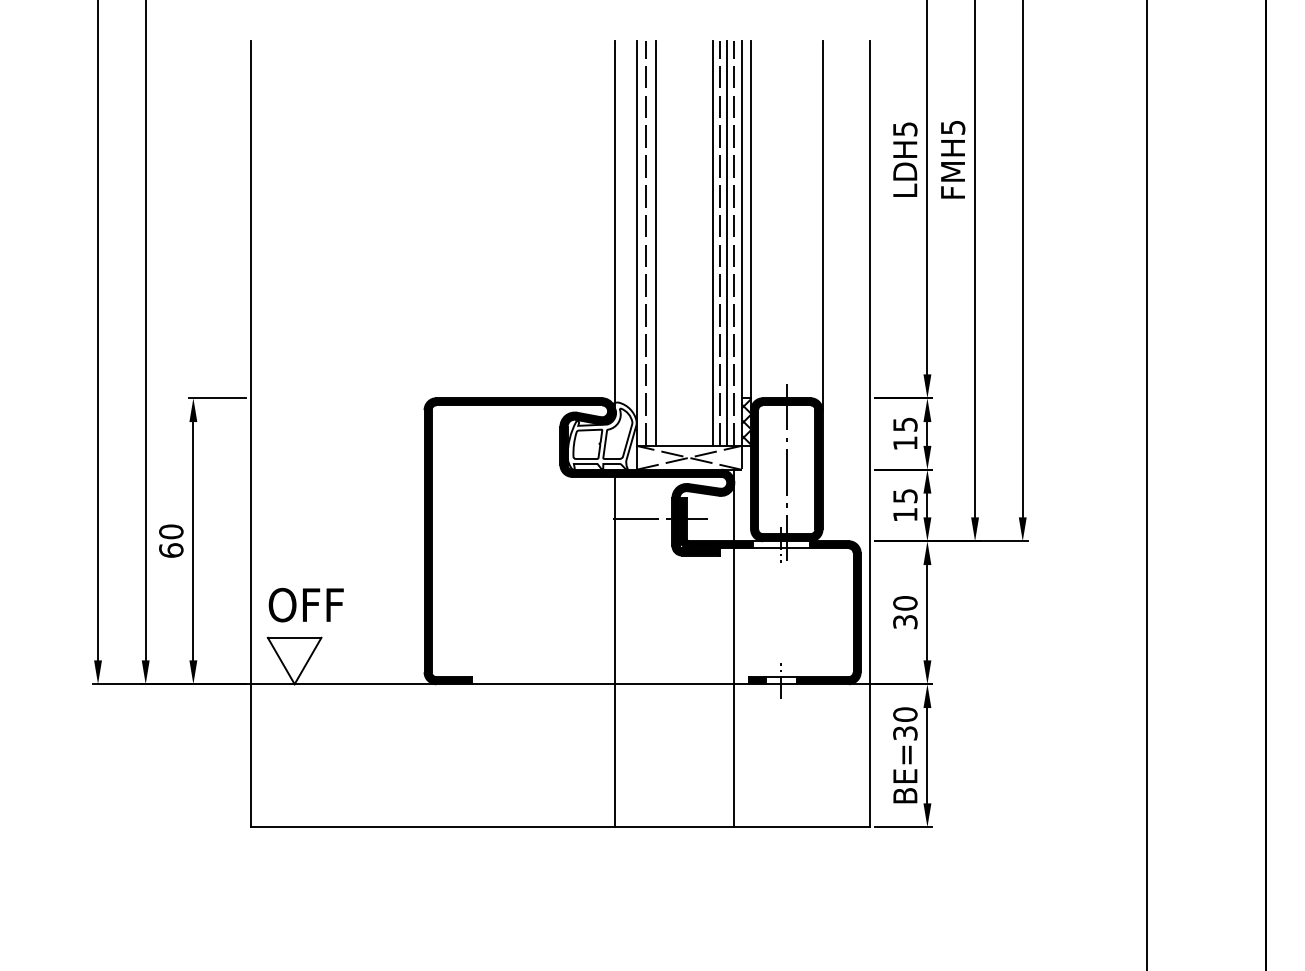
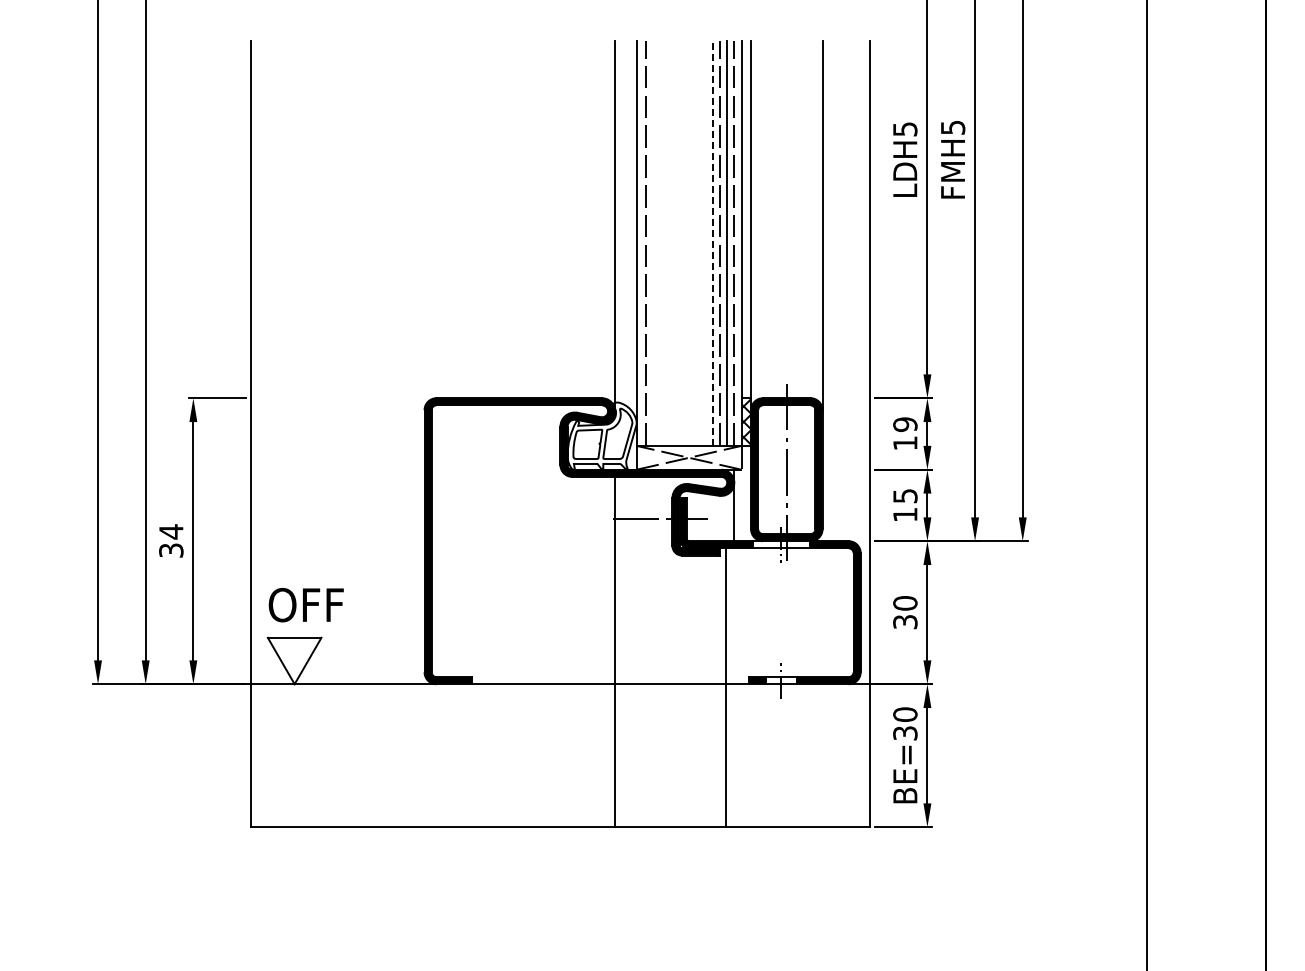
line: present -> none (655, 242)
line: solid -> dashed (712, 243)
text: 15 -> 19 (905, 424)
text: 60 -> 34 (171, 540)
line position: (734, 687) -> (726, 687) (726, 687)
